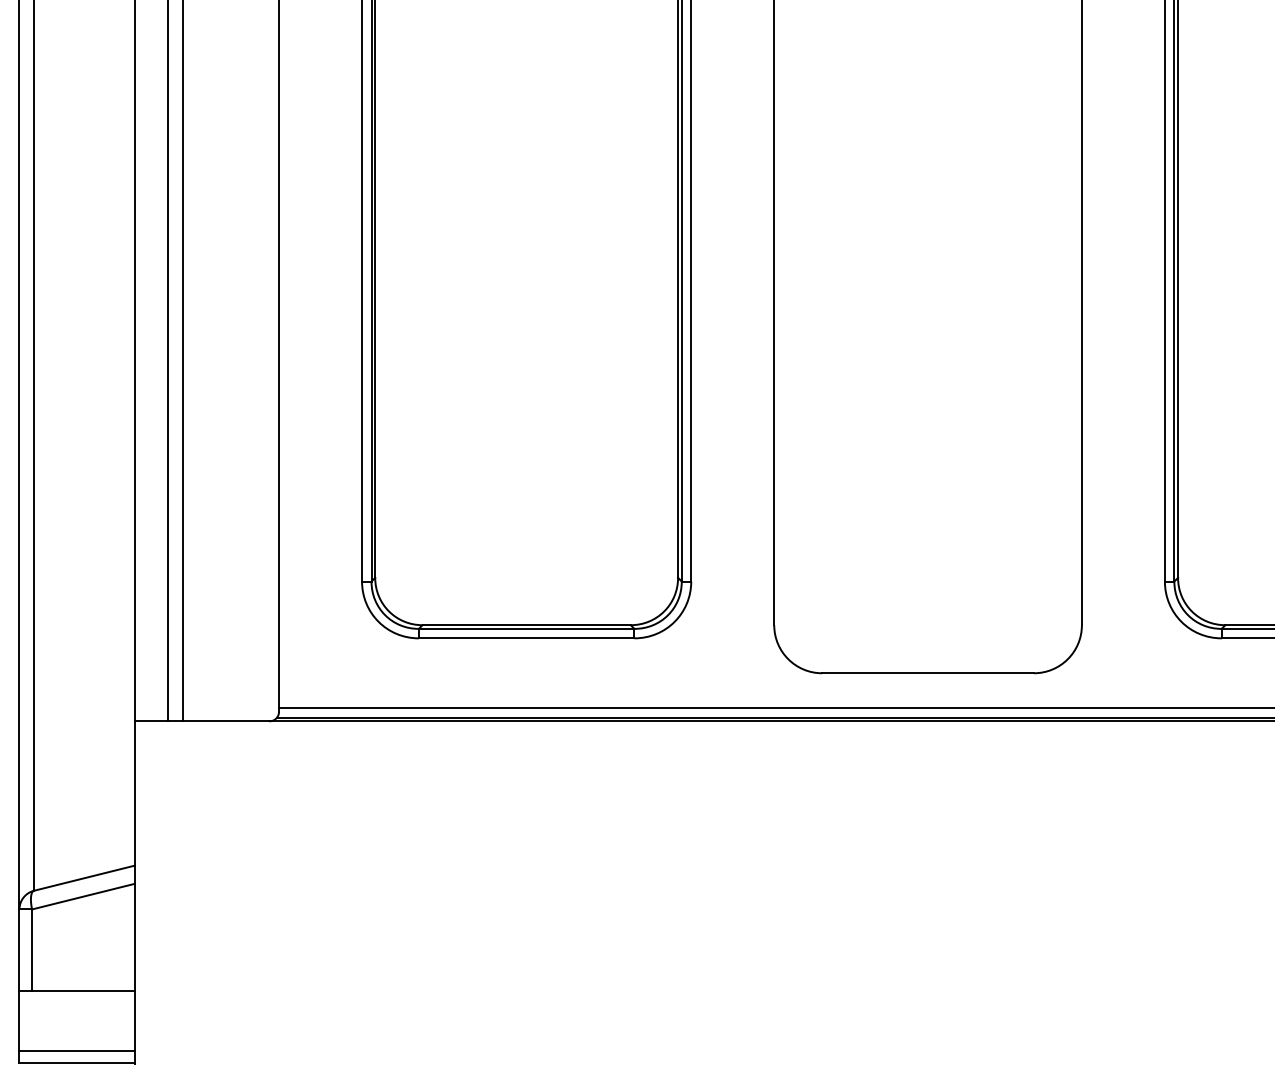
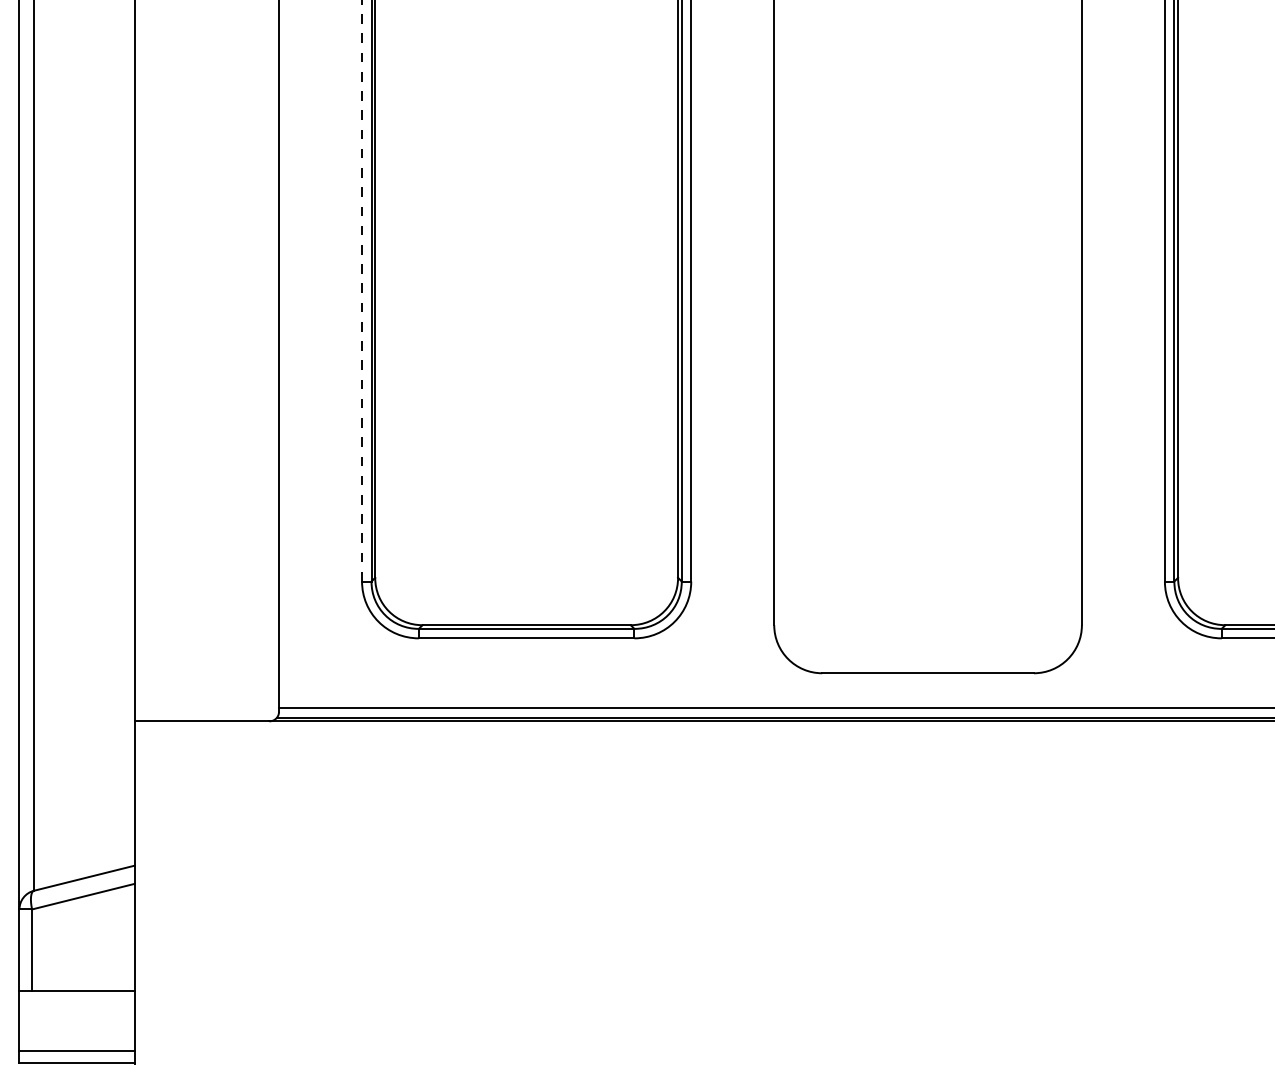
line: solid -> dashed (362, 290)
line: present -> none (168, 361)
line: present -> none (182, 361)
